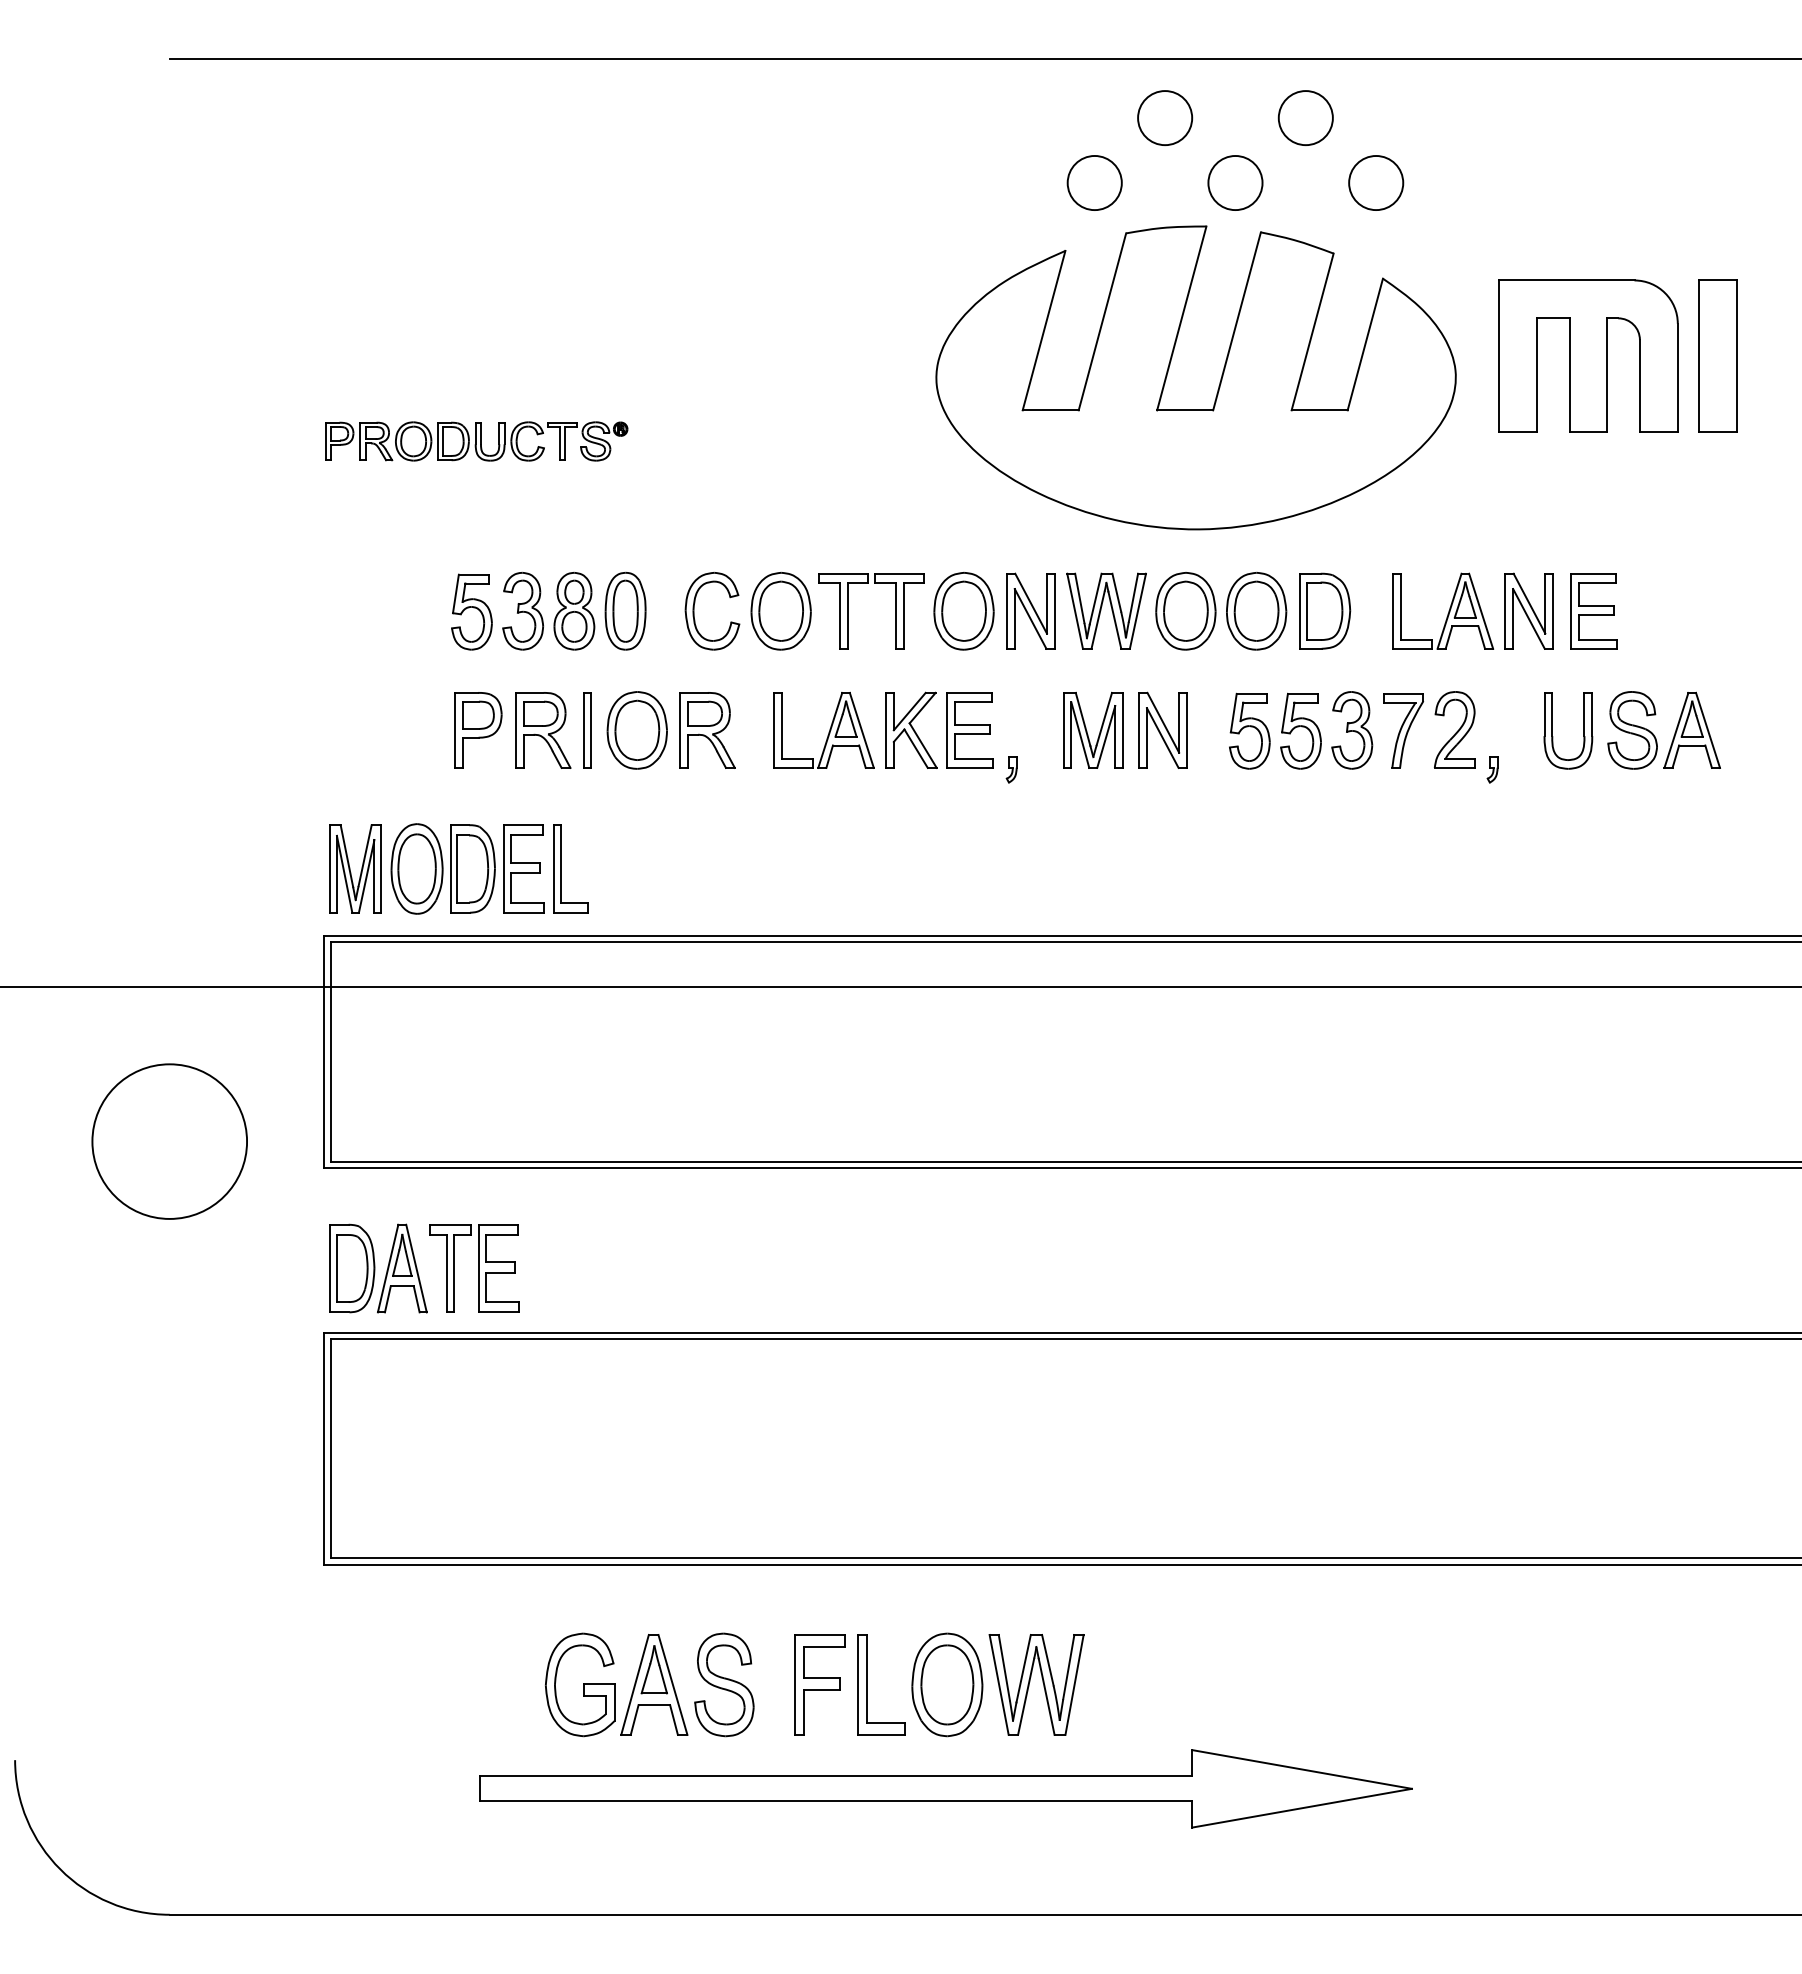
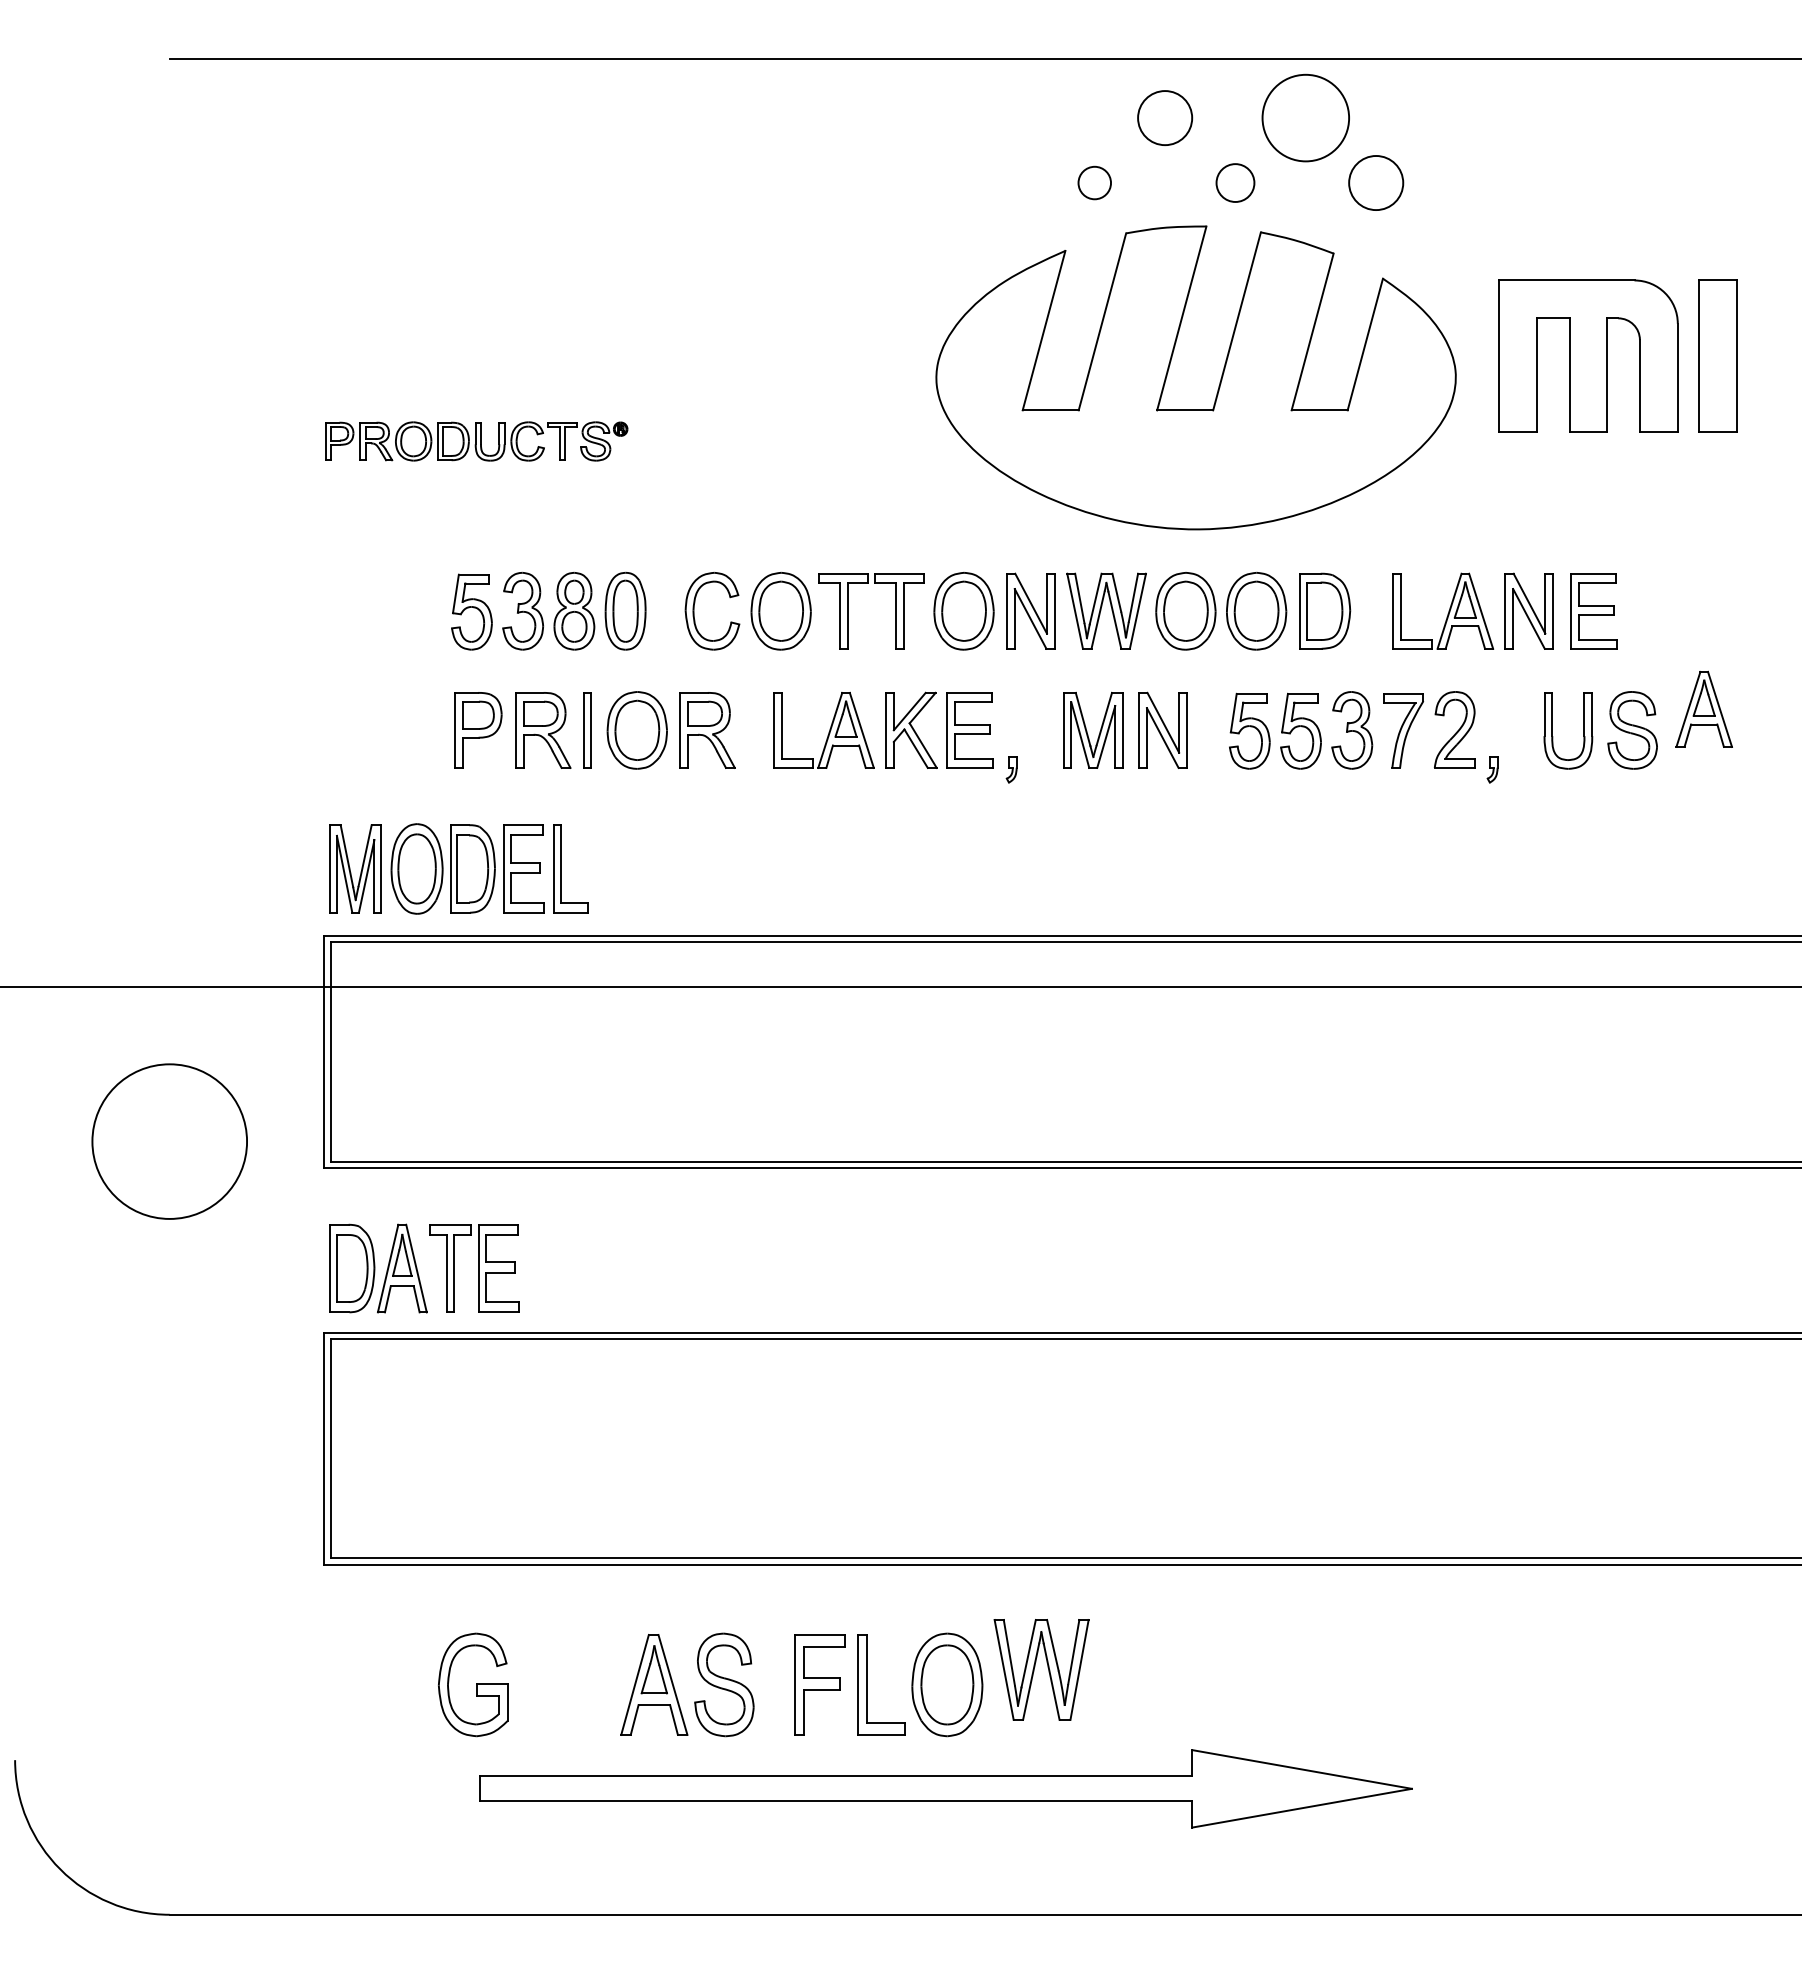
circle diameter: 54 px -> 87 px (1305, 117)
circle diameter: 54 px -> 32 px (1094, 182)
circle diameter: 54 px -> 38 px (1235, 182)
part position: (1691, 729) -> (1703, 708) (1703, 708)
part position: (1030, 1682) -> (1035, 1667) (1035, 1667)
part position: (580, 1684) -> (473, 1684) (473, 1684)
